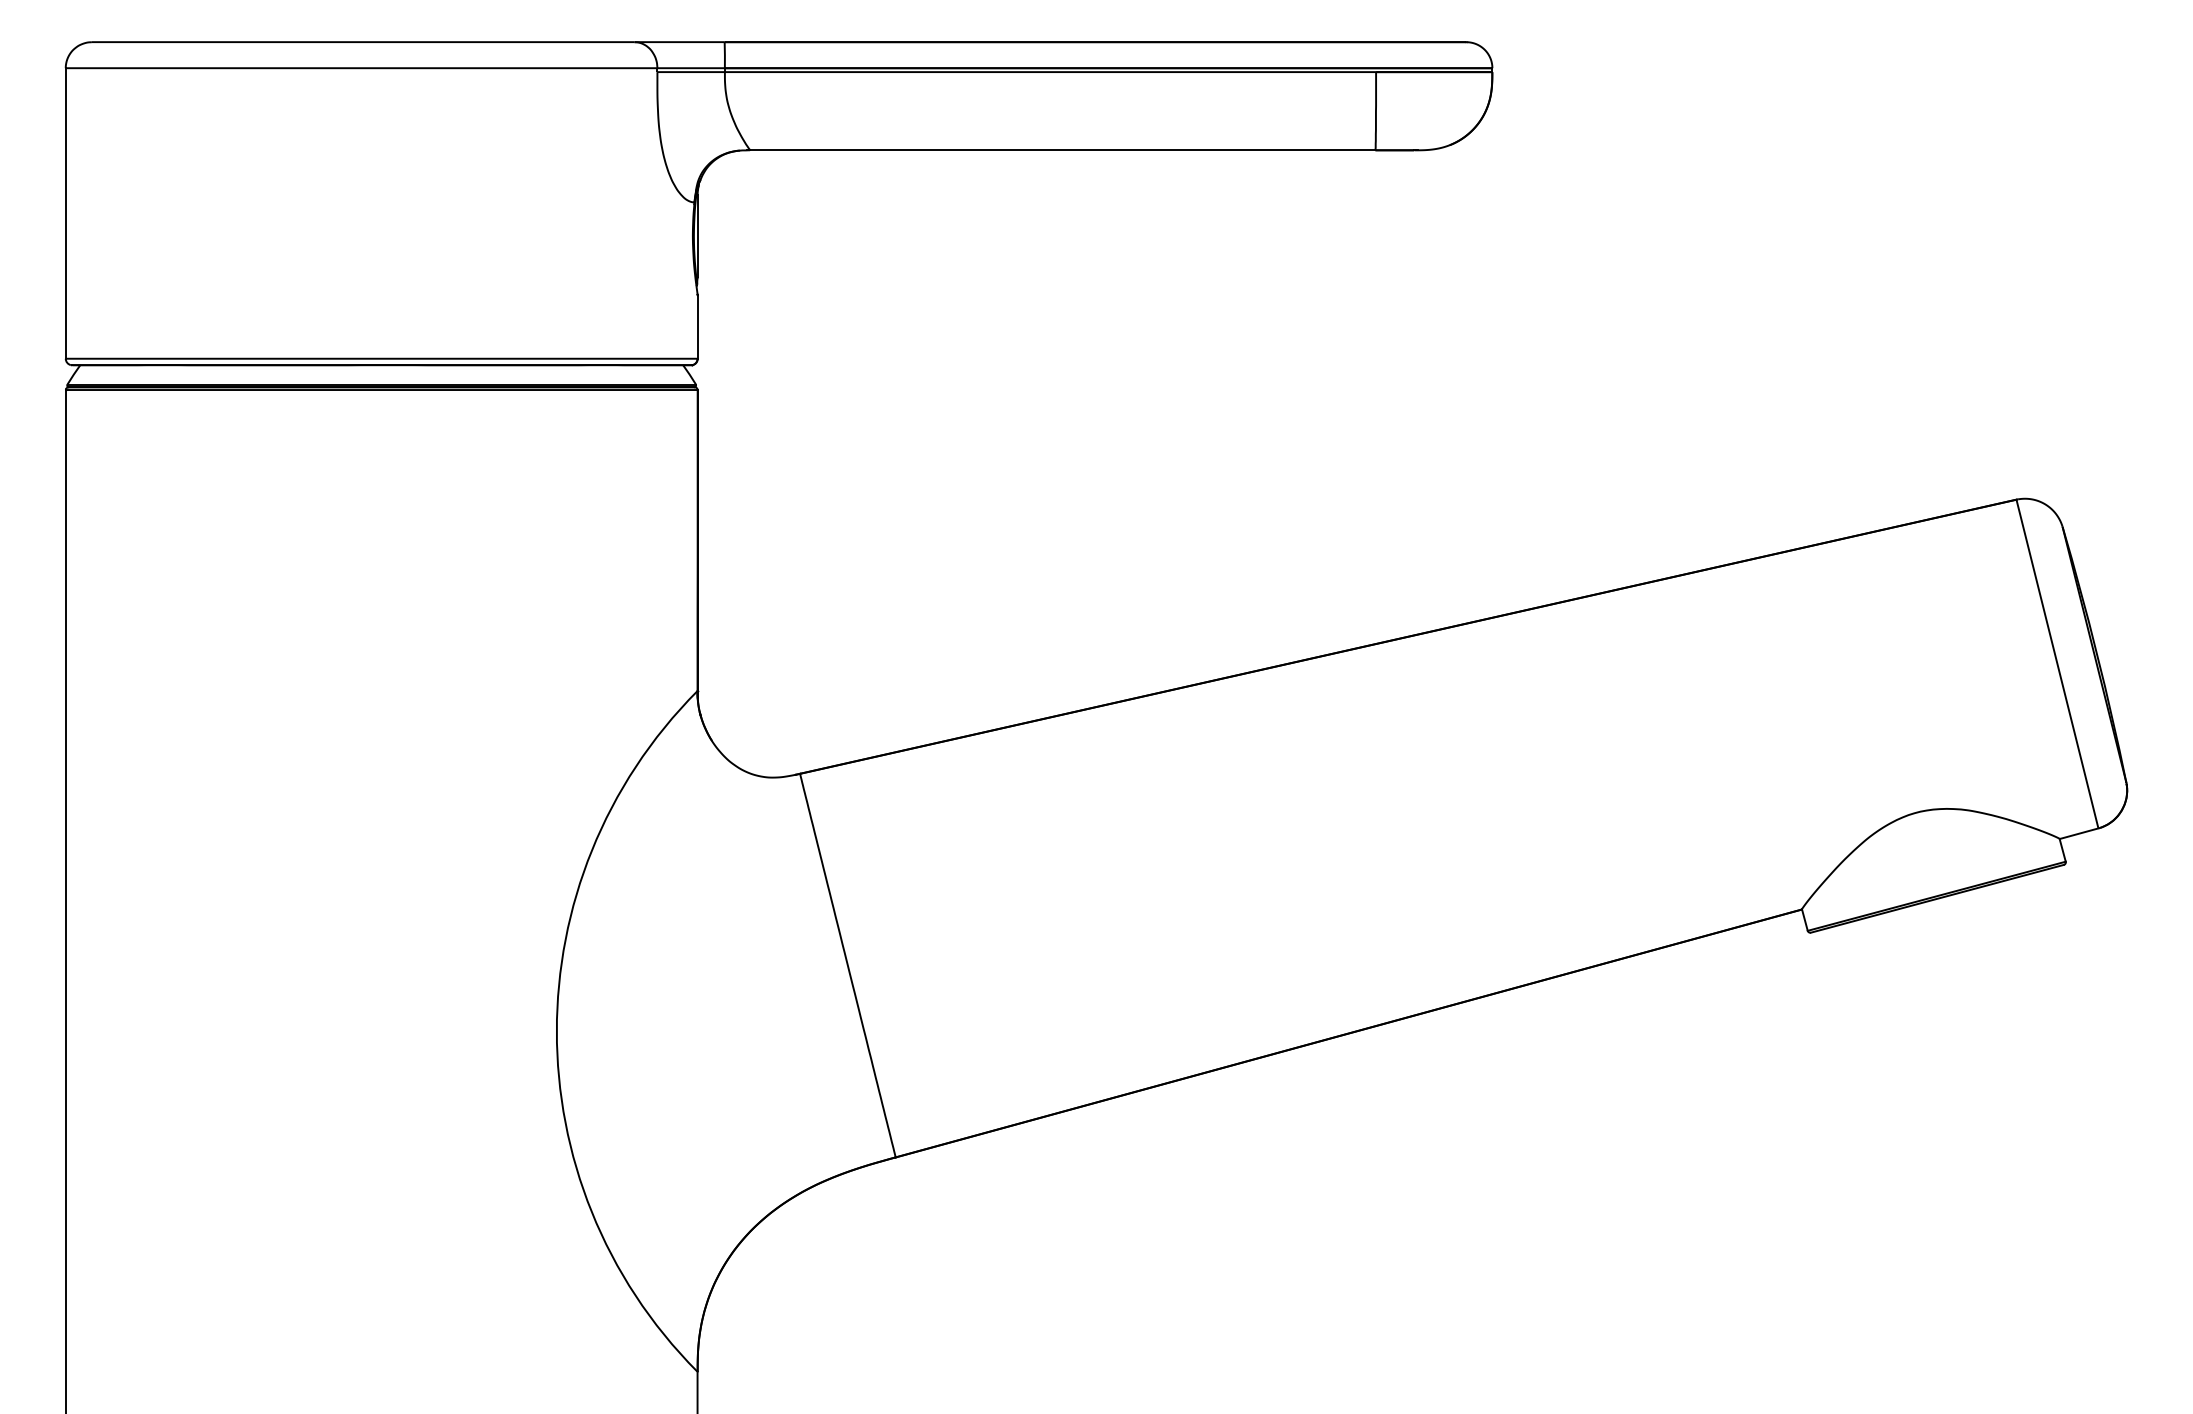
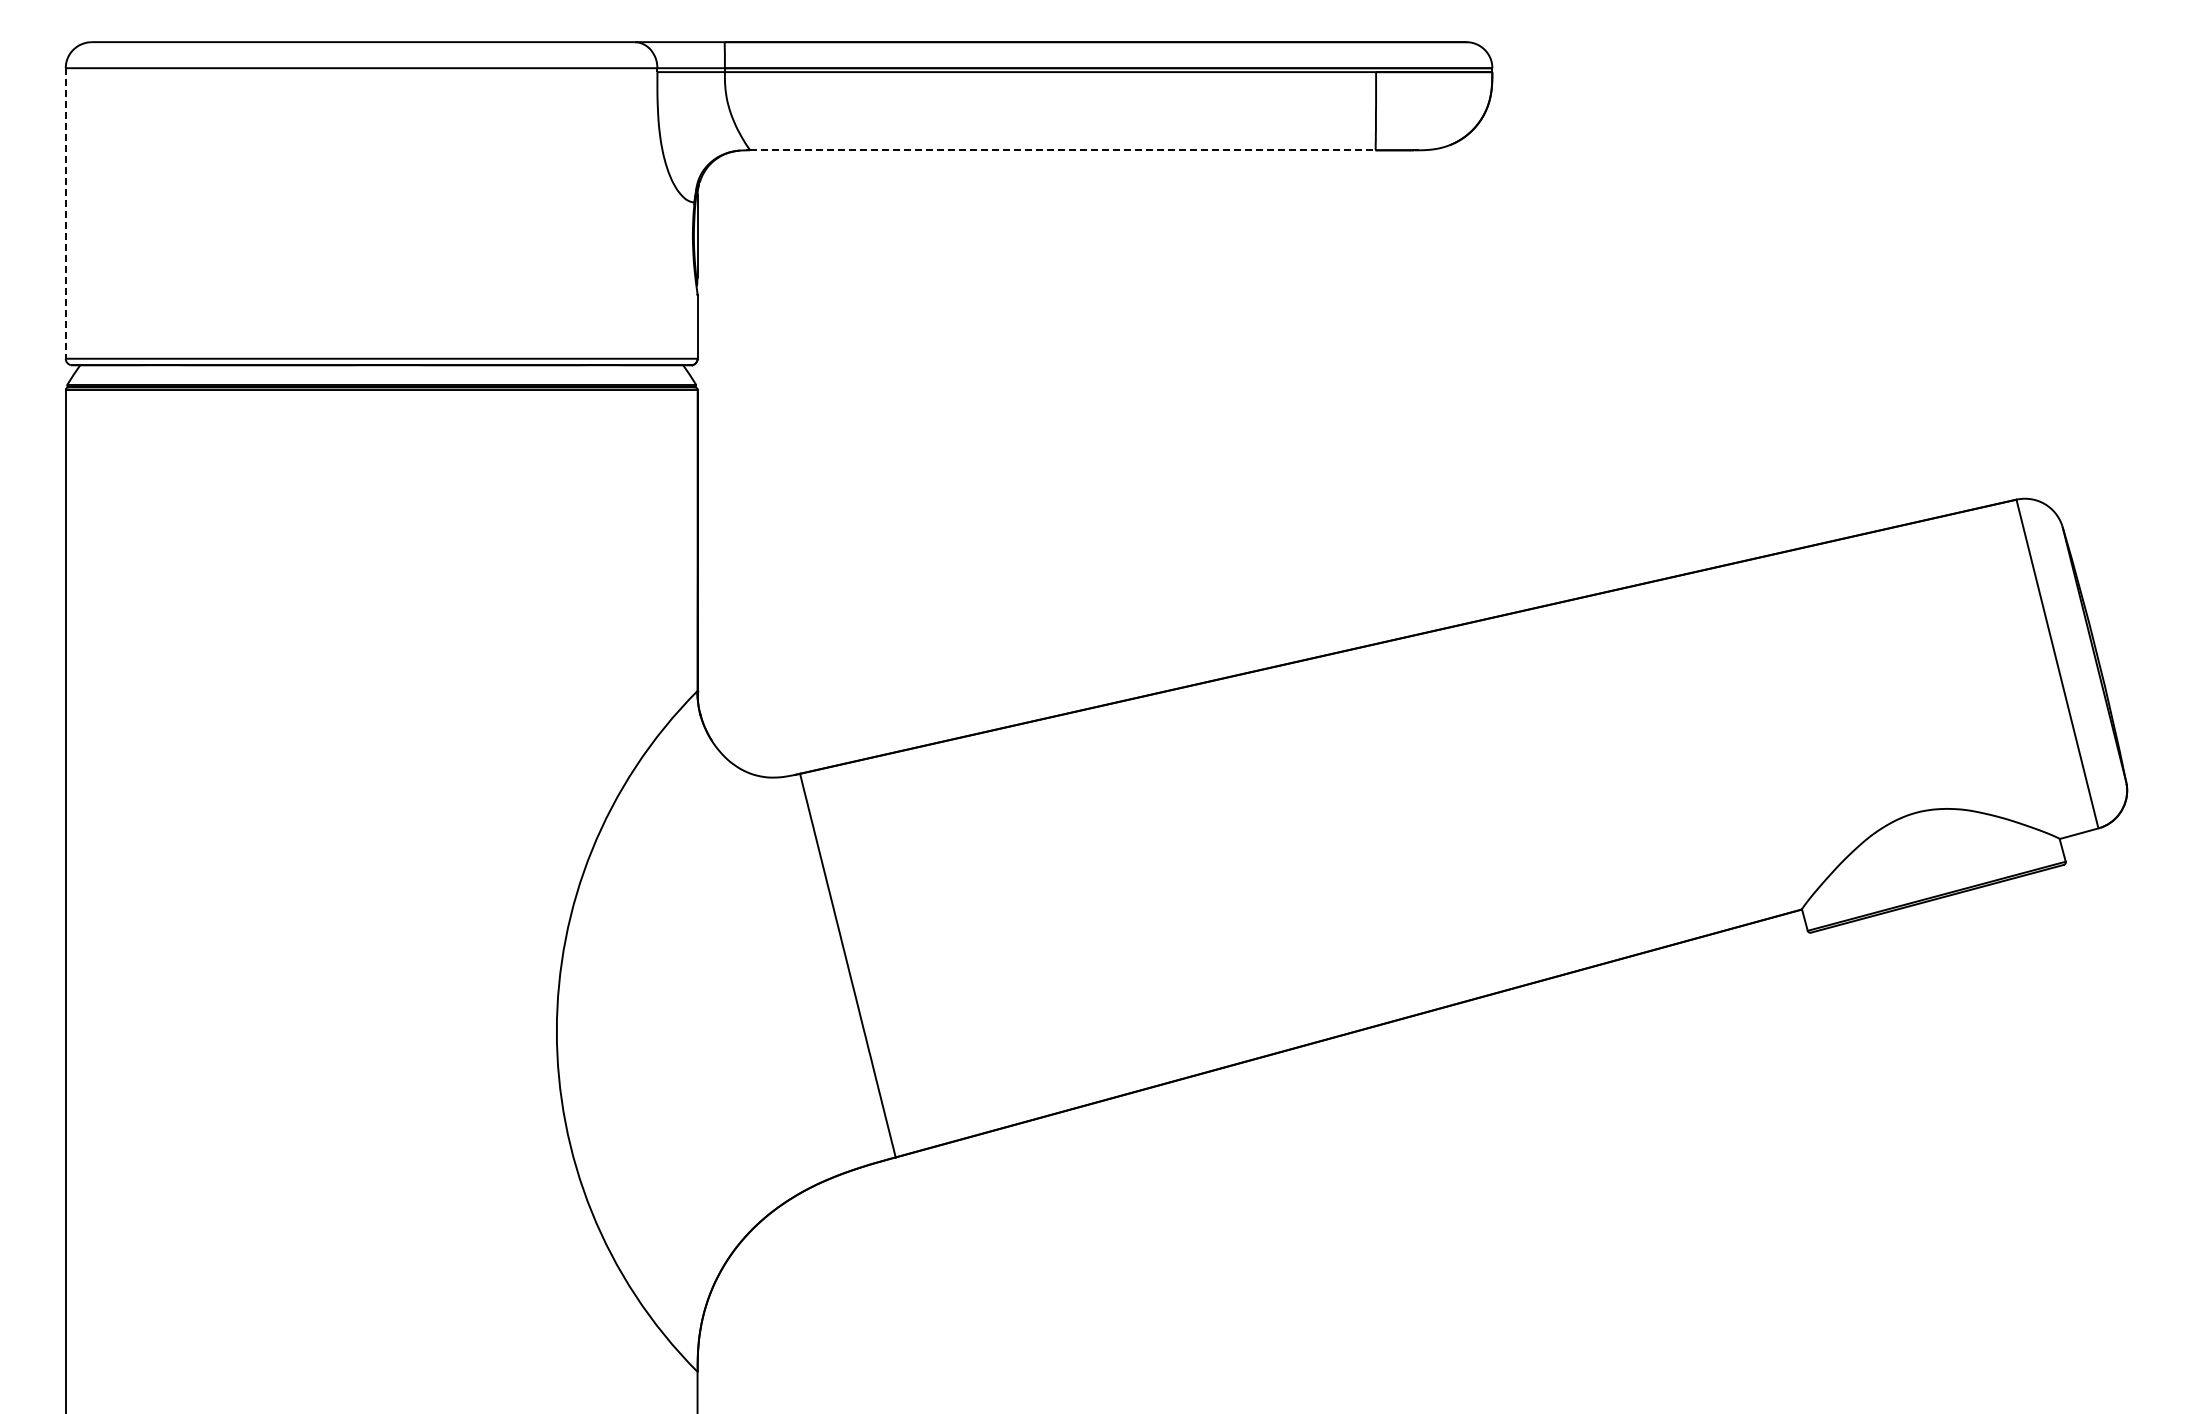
line: solid -> dashed (1062, 150)
line: solid -> dashed (65, 213)
